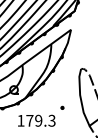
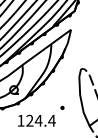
text: 179.3 -> 124.4 (40, 120)
